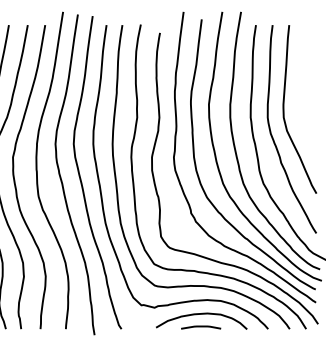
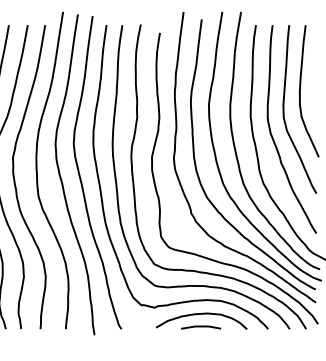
curve: none -> present (300, 91)
